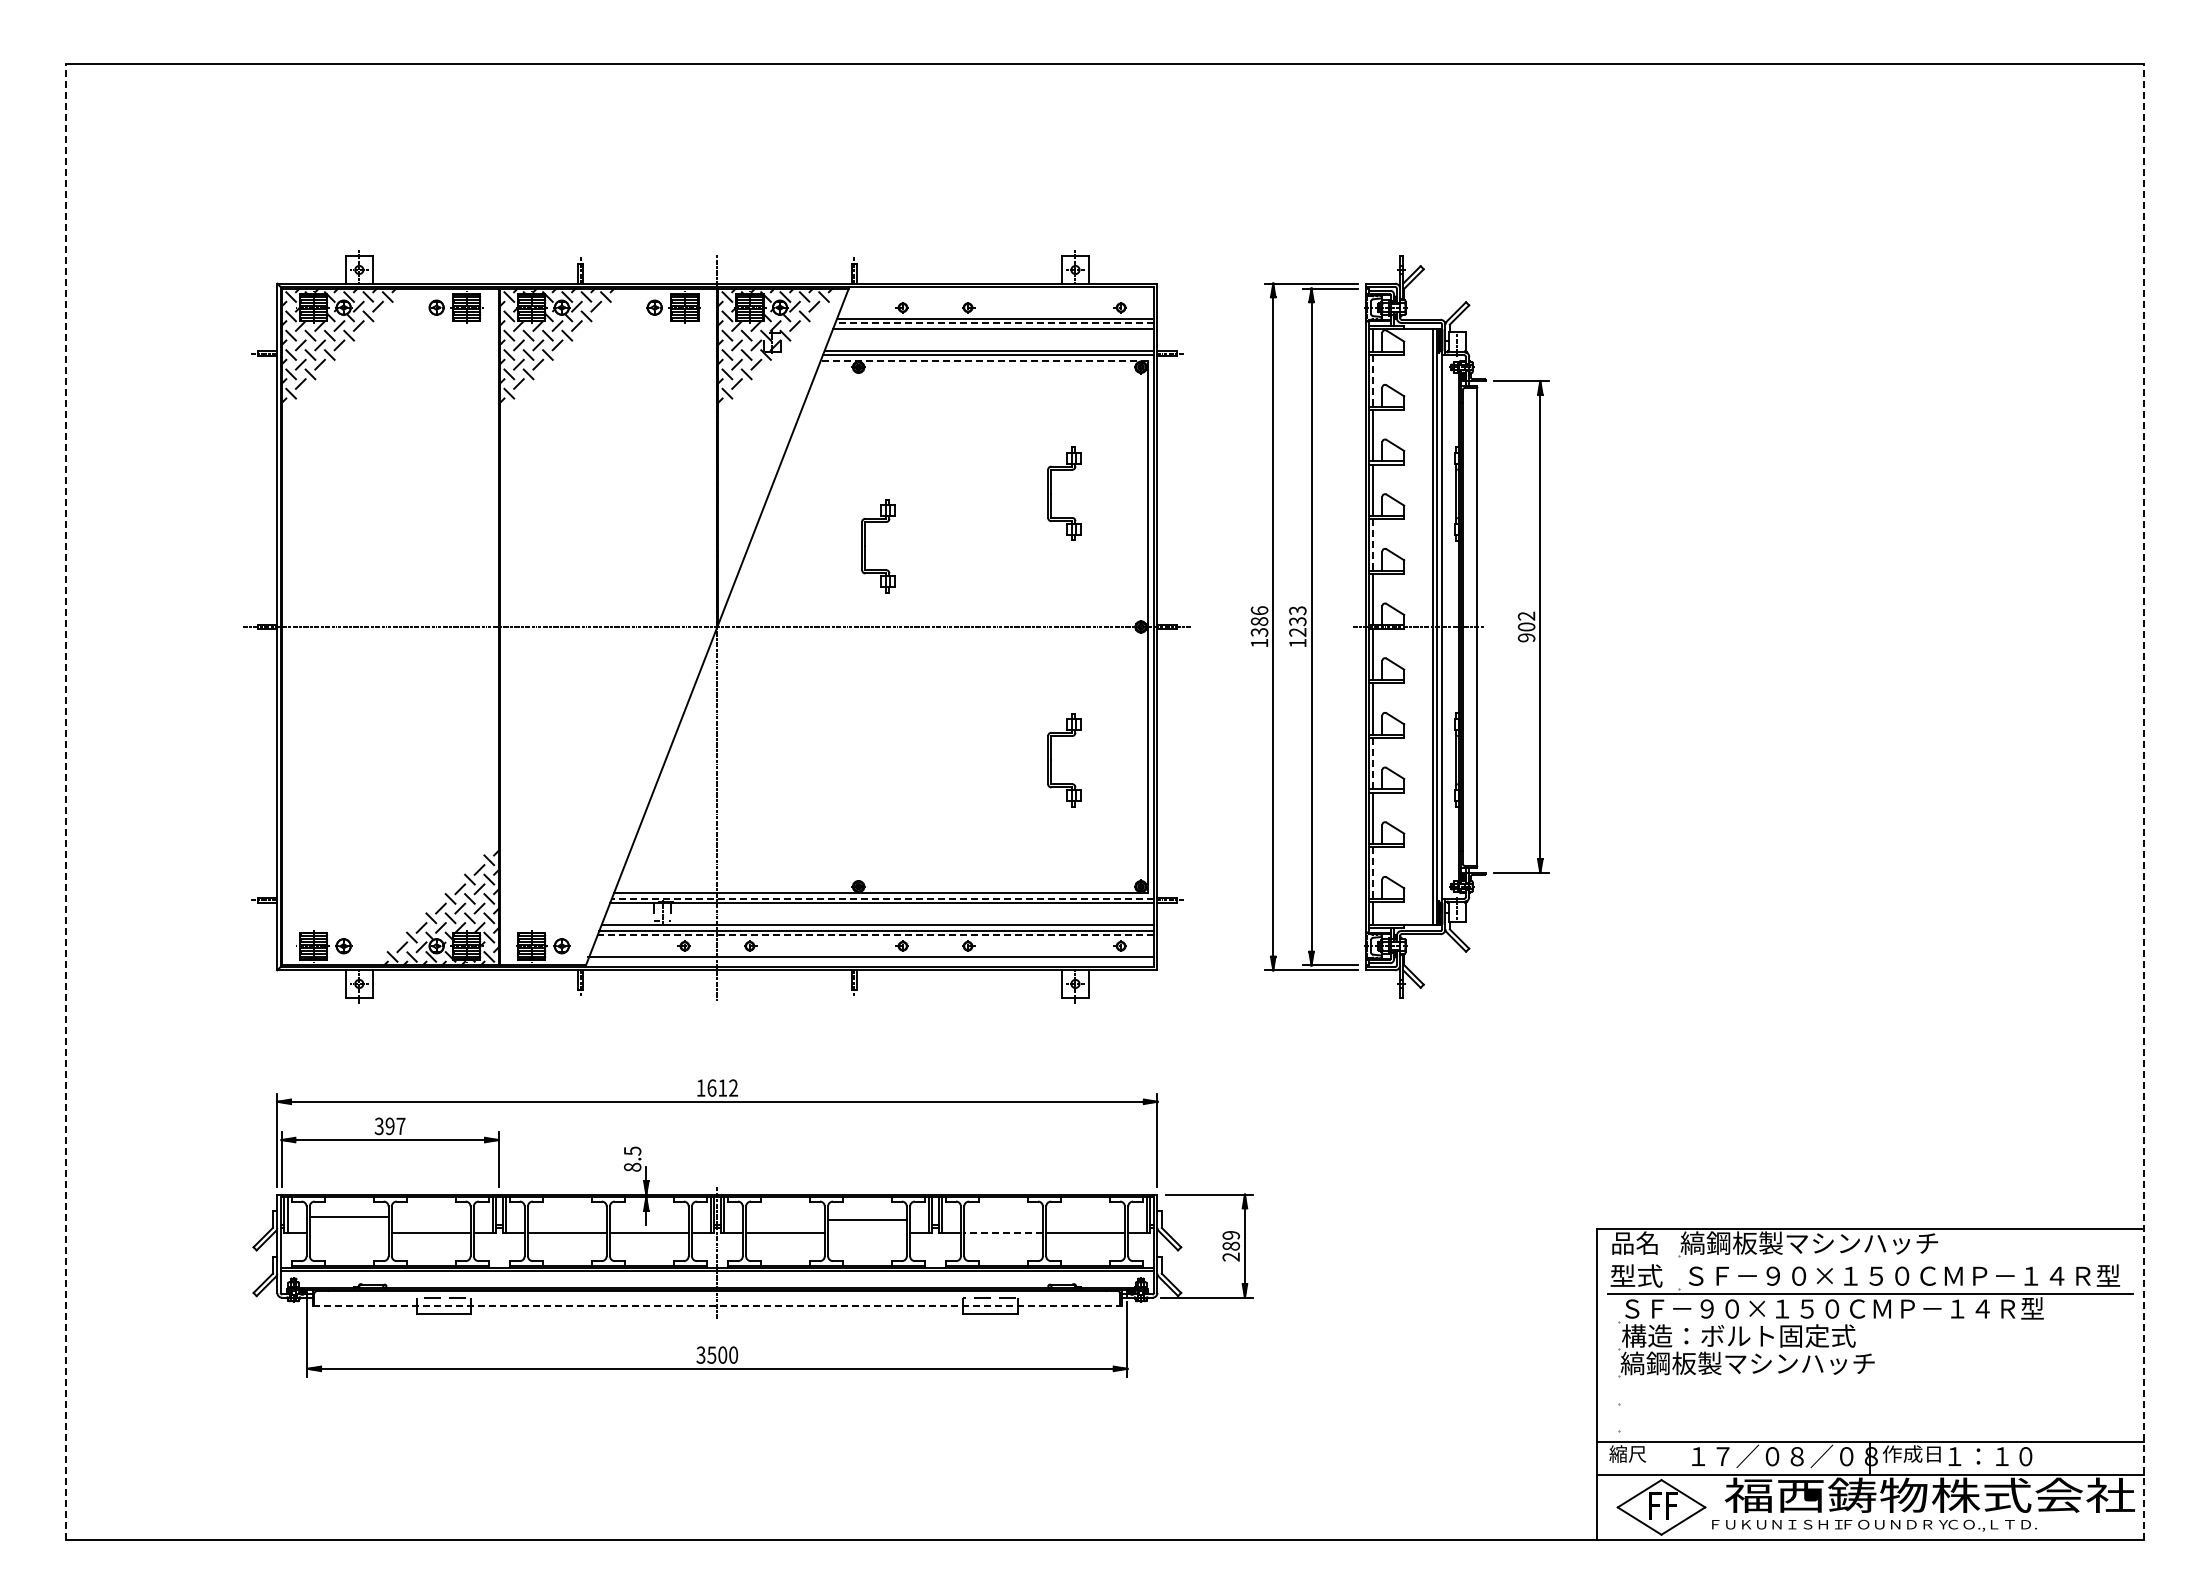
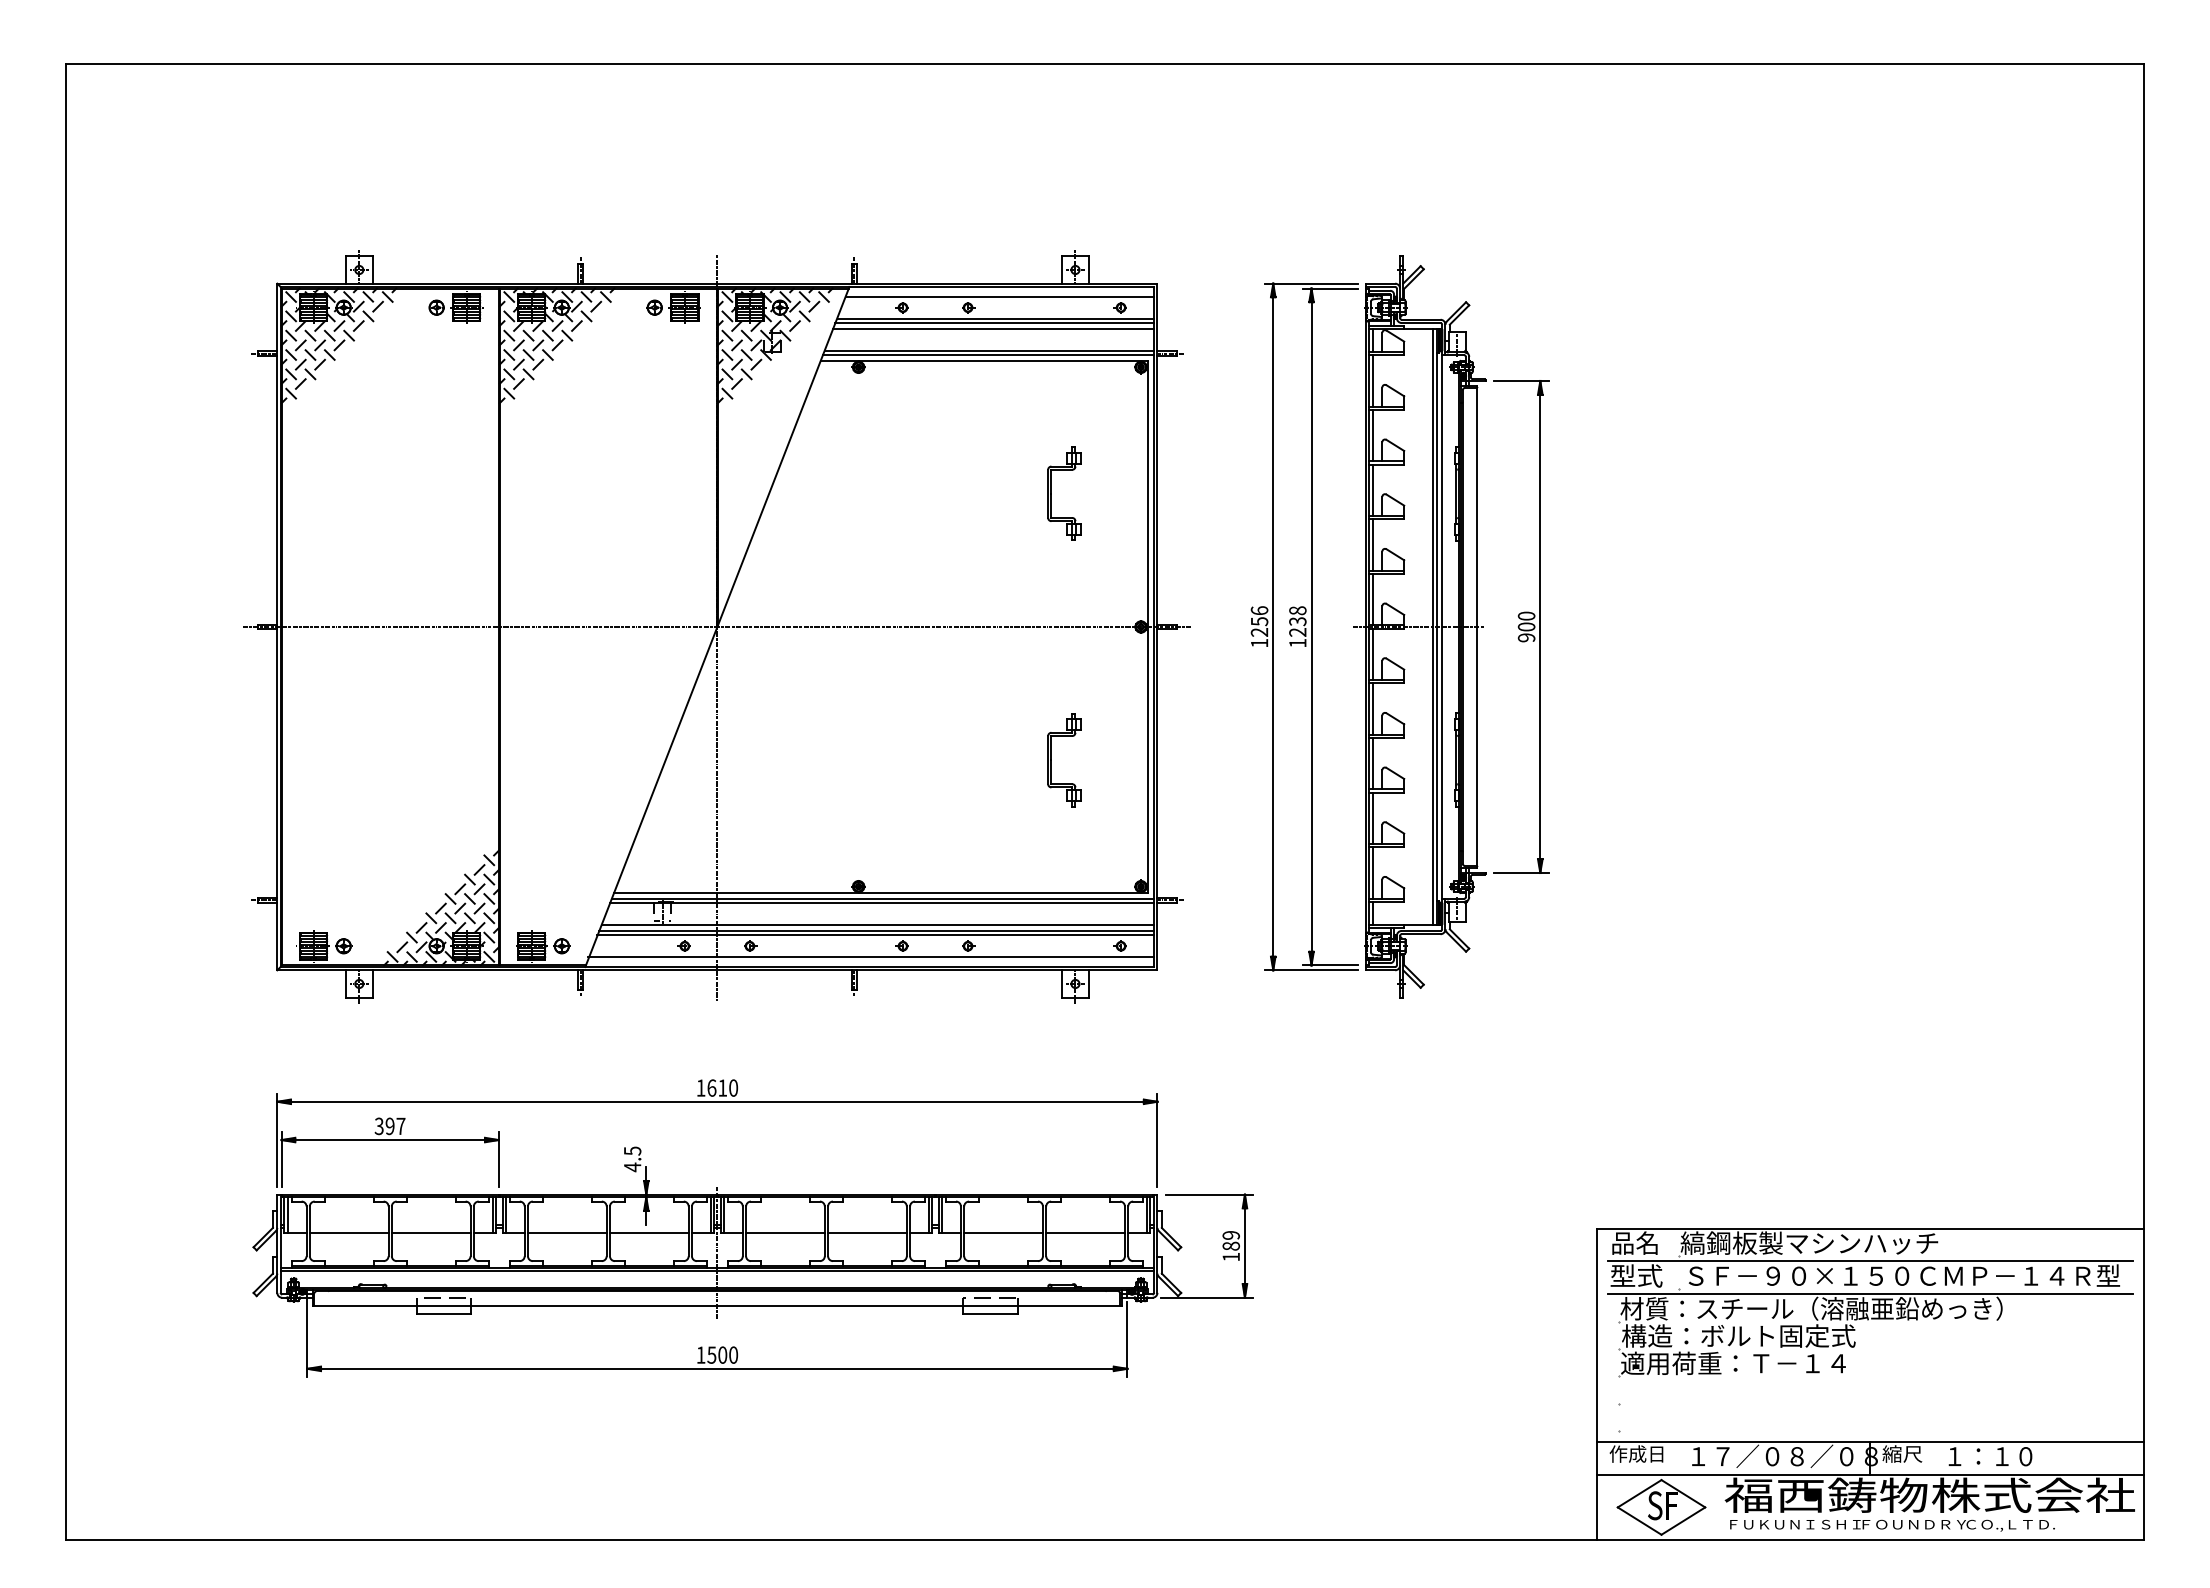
line: none -> present (1000, 296)
line: dashed -> solid (994, 323)
line: dashed -> solid (983, 360)
line: dashed -> solid (1373, 380)
line: dashed -> solid (1373, 544)
part: present -> none (865, 546)
text: 1233 -> 1238 (1297, 610)
text: 902 -> 900 (1526, 615)
text: 1386 -> 1256 (1259, 626)
line: dashed -> solid (1373, 763)
line: dashed -> solid (66, 801)
line: dashed -> solid (2143, 801)
line: dashed -> solid (1373, 873)
line: dashed -> solid (882, 898)
line: dashed -> solid (875, 935)
text: 1612 -> 1610 (733, 1087)
text: 8.5 -> 4.5 (632, 1167)
line position: (348, 1216) -> (348, 1232) (348, 1232)
line position: (867, 1219) -> (867, 1232) (867, 1232)
line: dashed -> solid (1003, 1232)
text: 289 -> 189 (1230, 1256)
line: none -> present (1869, 1261)
line: dashed -> solid (717, 1305)
text: ＳＦ－９０×１５０ＣＭＰ－１４Ｒ型 -> 材質：スチール（溶融亜鉛めっき） (1831, 1308)
text: 3500 -> 1500 (700, 1354)
text: 縞鋼板製マシンハッチ -> 適用荷重：Ｔ－１４ (1747, 1363)
text: 縮尺 -> 作成日 (1636, 1453)
text: 作成日 -> 縮尺 (1911, 1453)
text: F -> S (1655, 1505)
text position: (1874, 1525) -> (1892, 1525) (1892, 1525)
